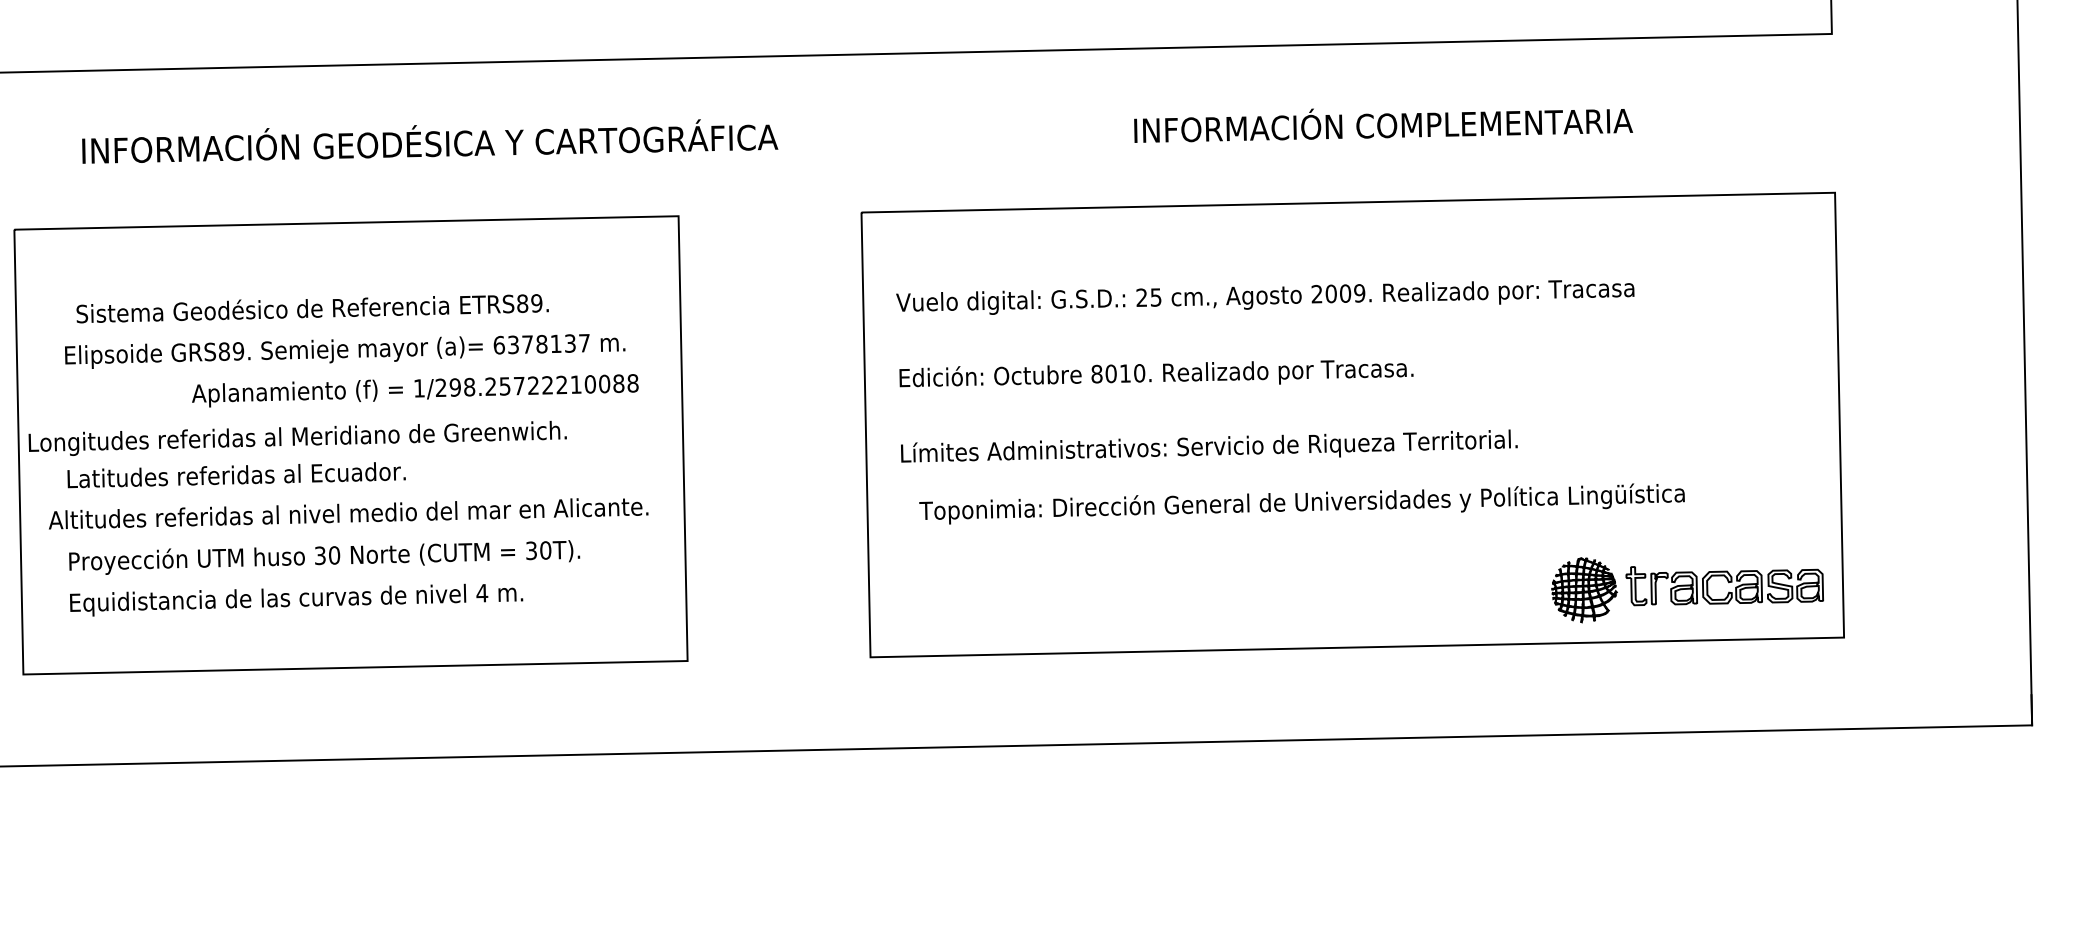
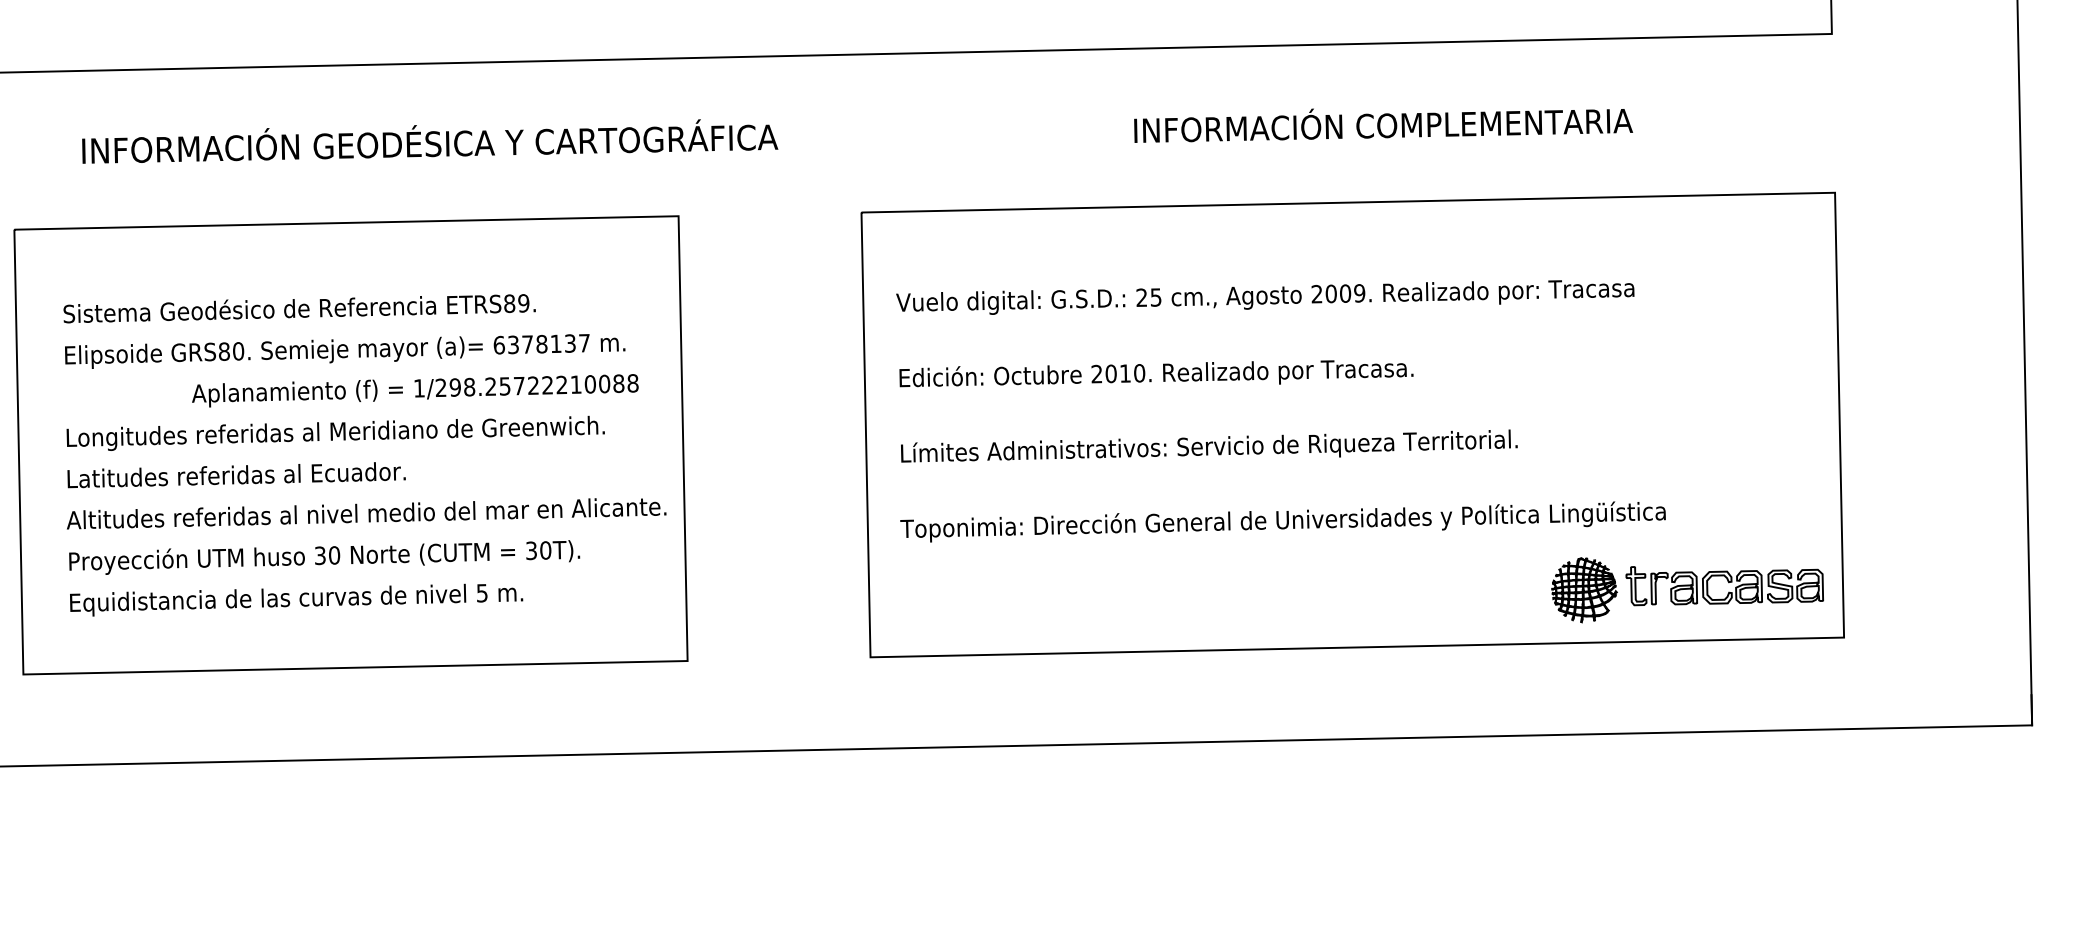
text position: (312, 308) -> (299, 308) (299, 308)
text: GRS89. -> GRS80. (238, 351)
text: 8010. -> 2010. (1096, 373)
text position: (297, 437) -> (335, 432) (335, 432)
text position: (1301, 503) -> (1282, 521) (1282, 521)
text position: (348, 513) -> (366, 513) (366, 513)
text: 4 -> 5 (482, 593)
